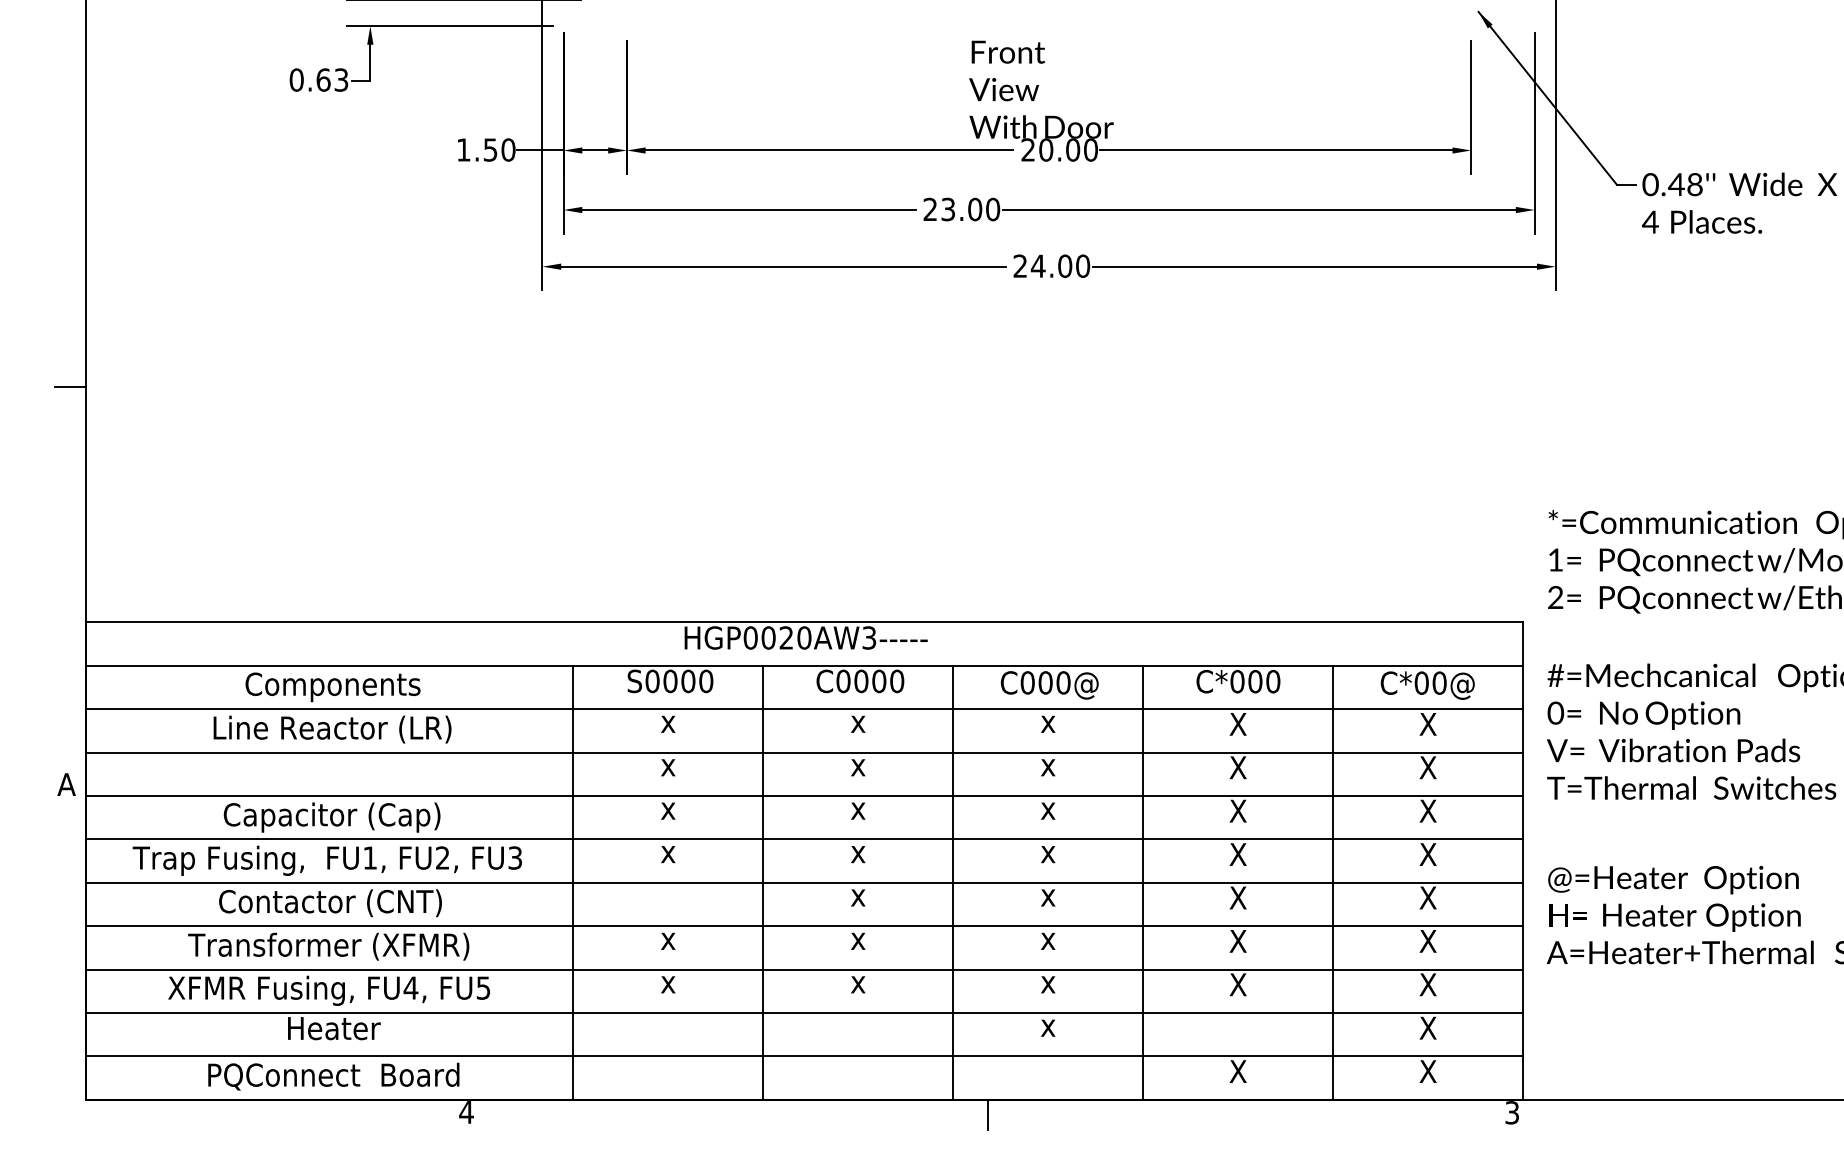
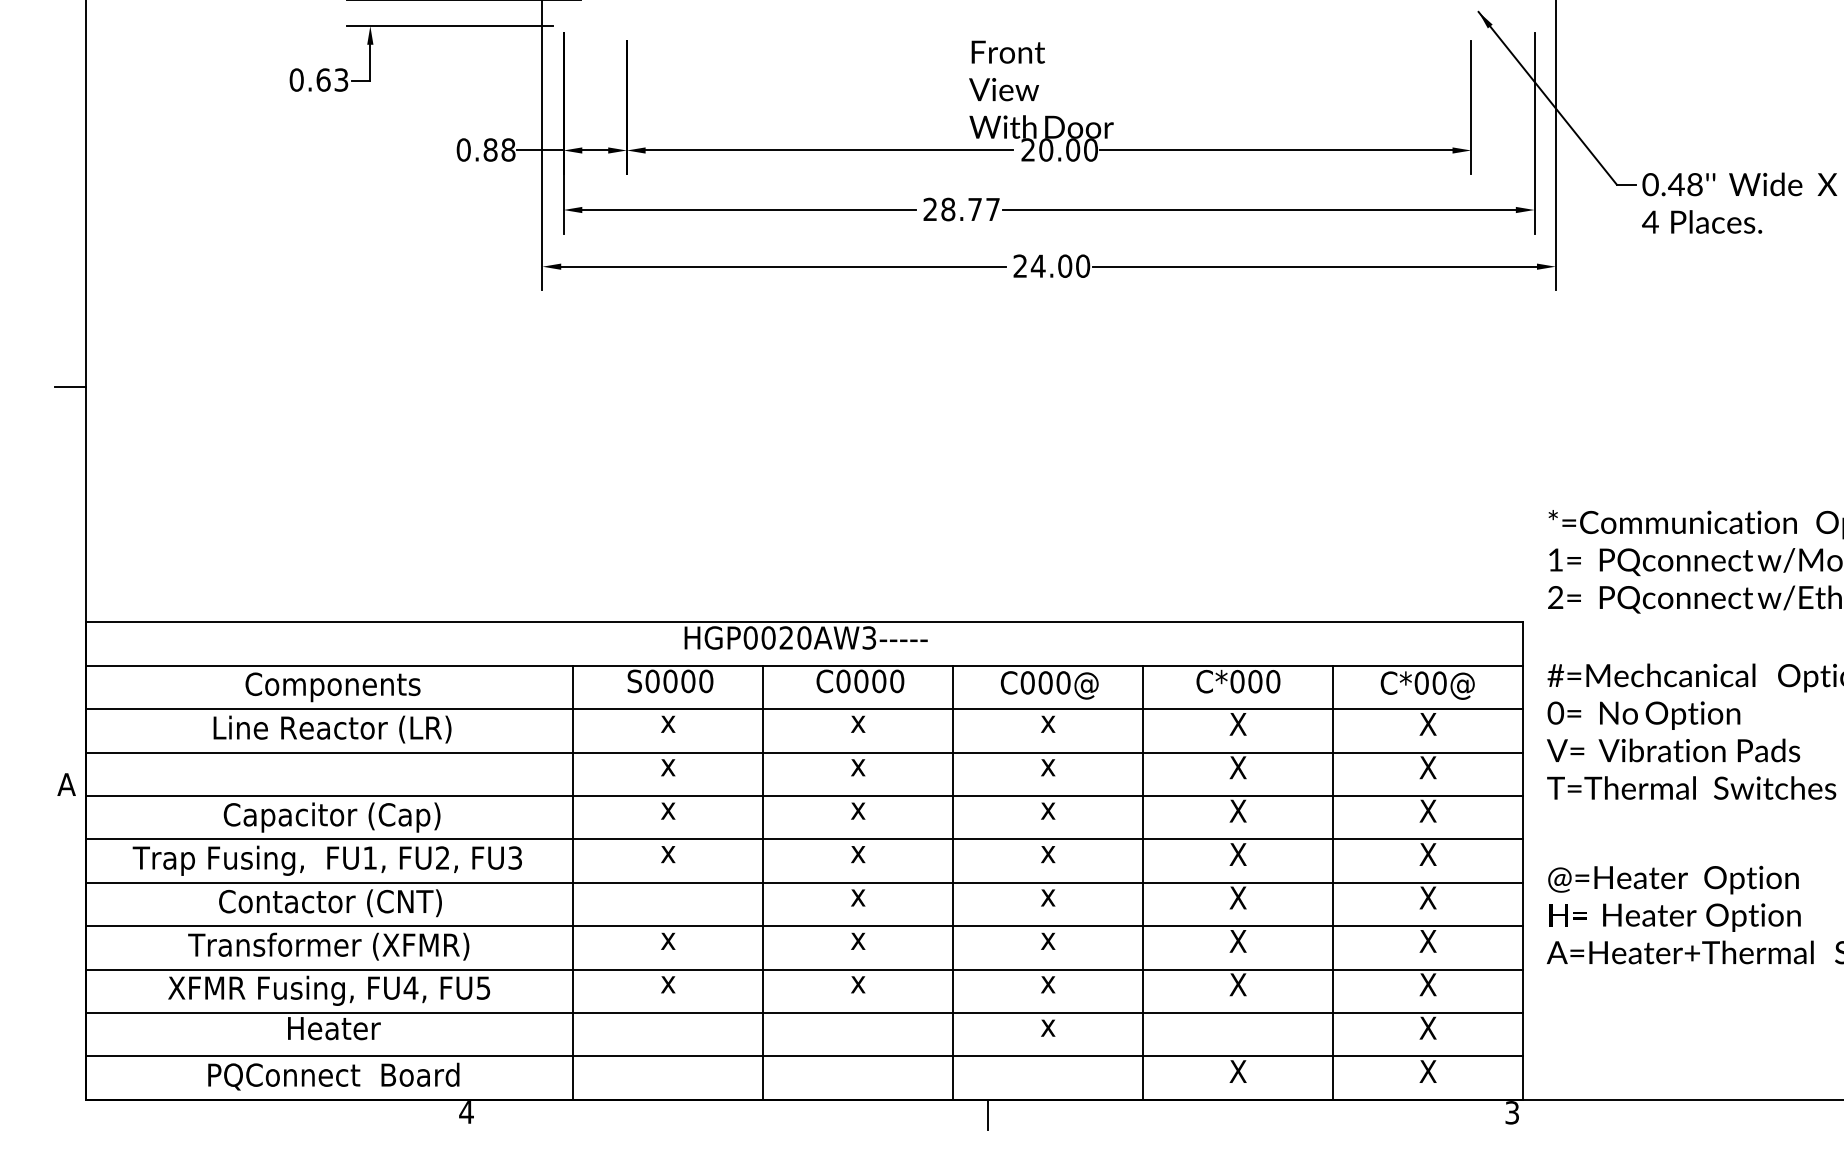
text: 1.50 -> 0.88 (485, 149)
text: 23.00 -> 28.77 (970, 209)
